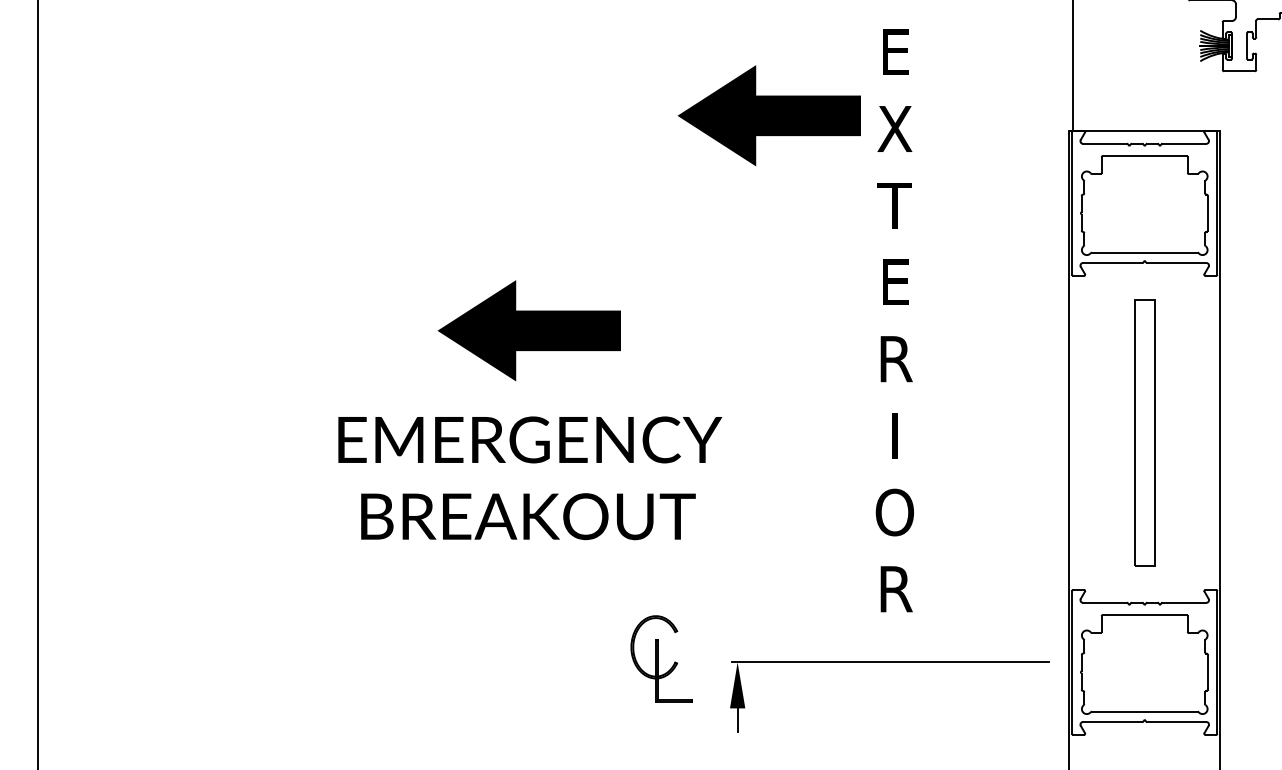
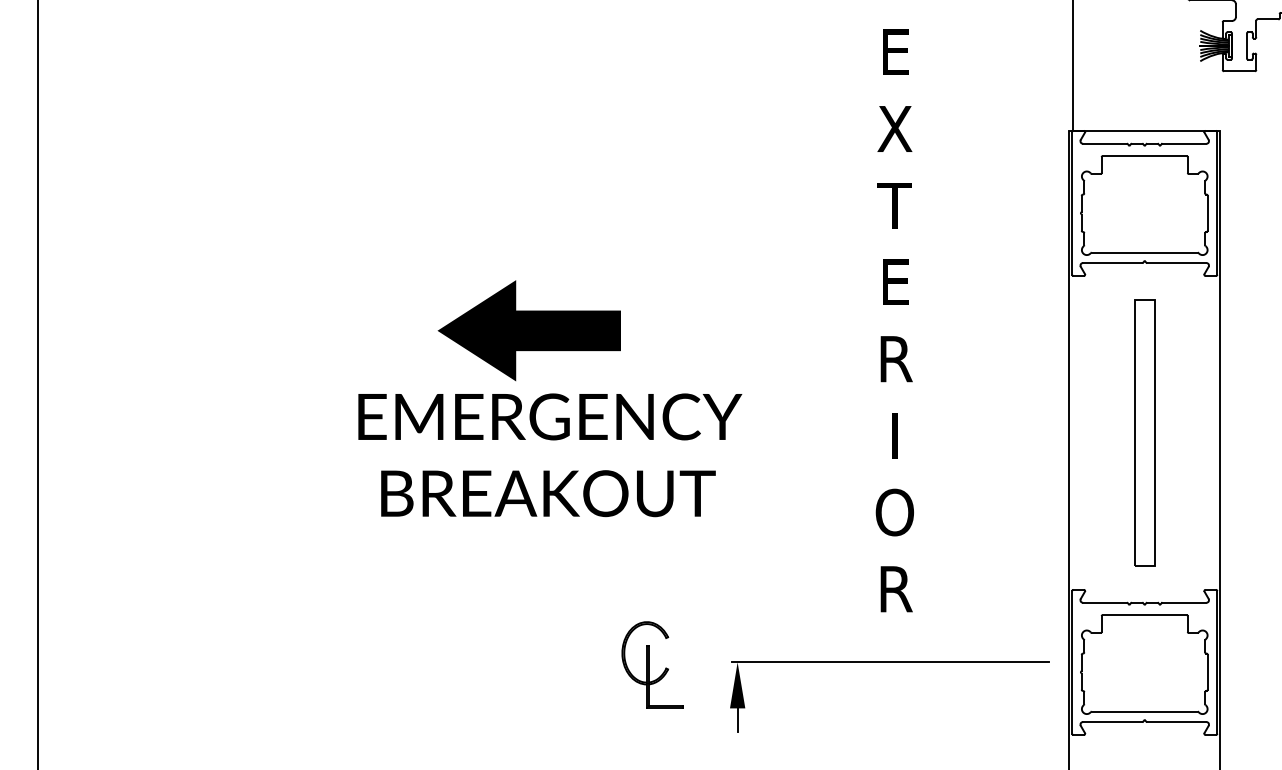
part: present -> none (768, 115)
text position: (530, 478) -> (550, 455) (550, 455)
part position: (661, 658) -> (652, 664) (652, 664)
